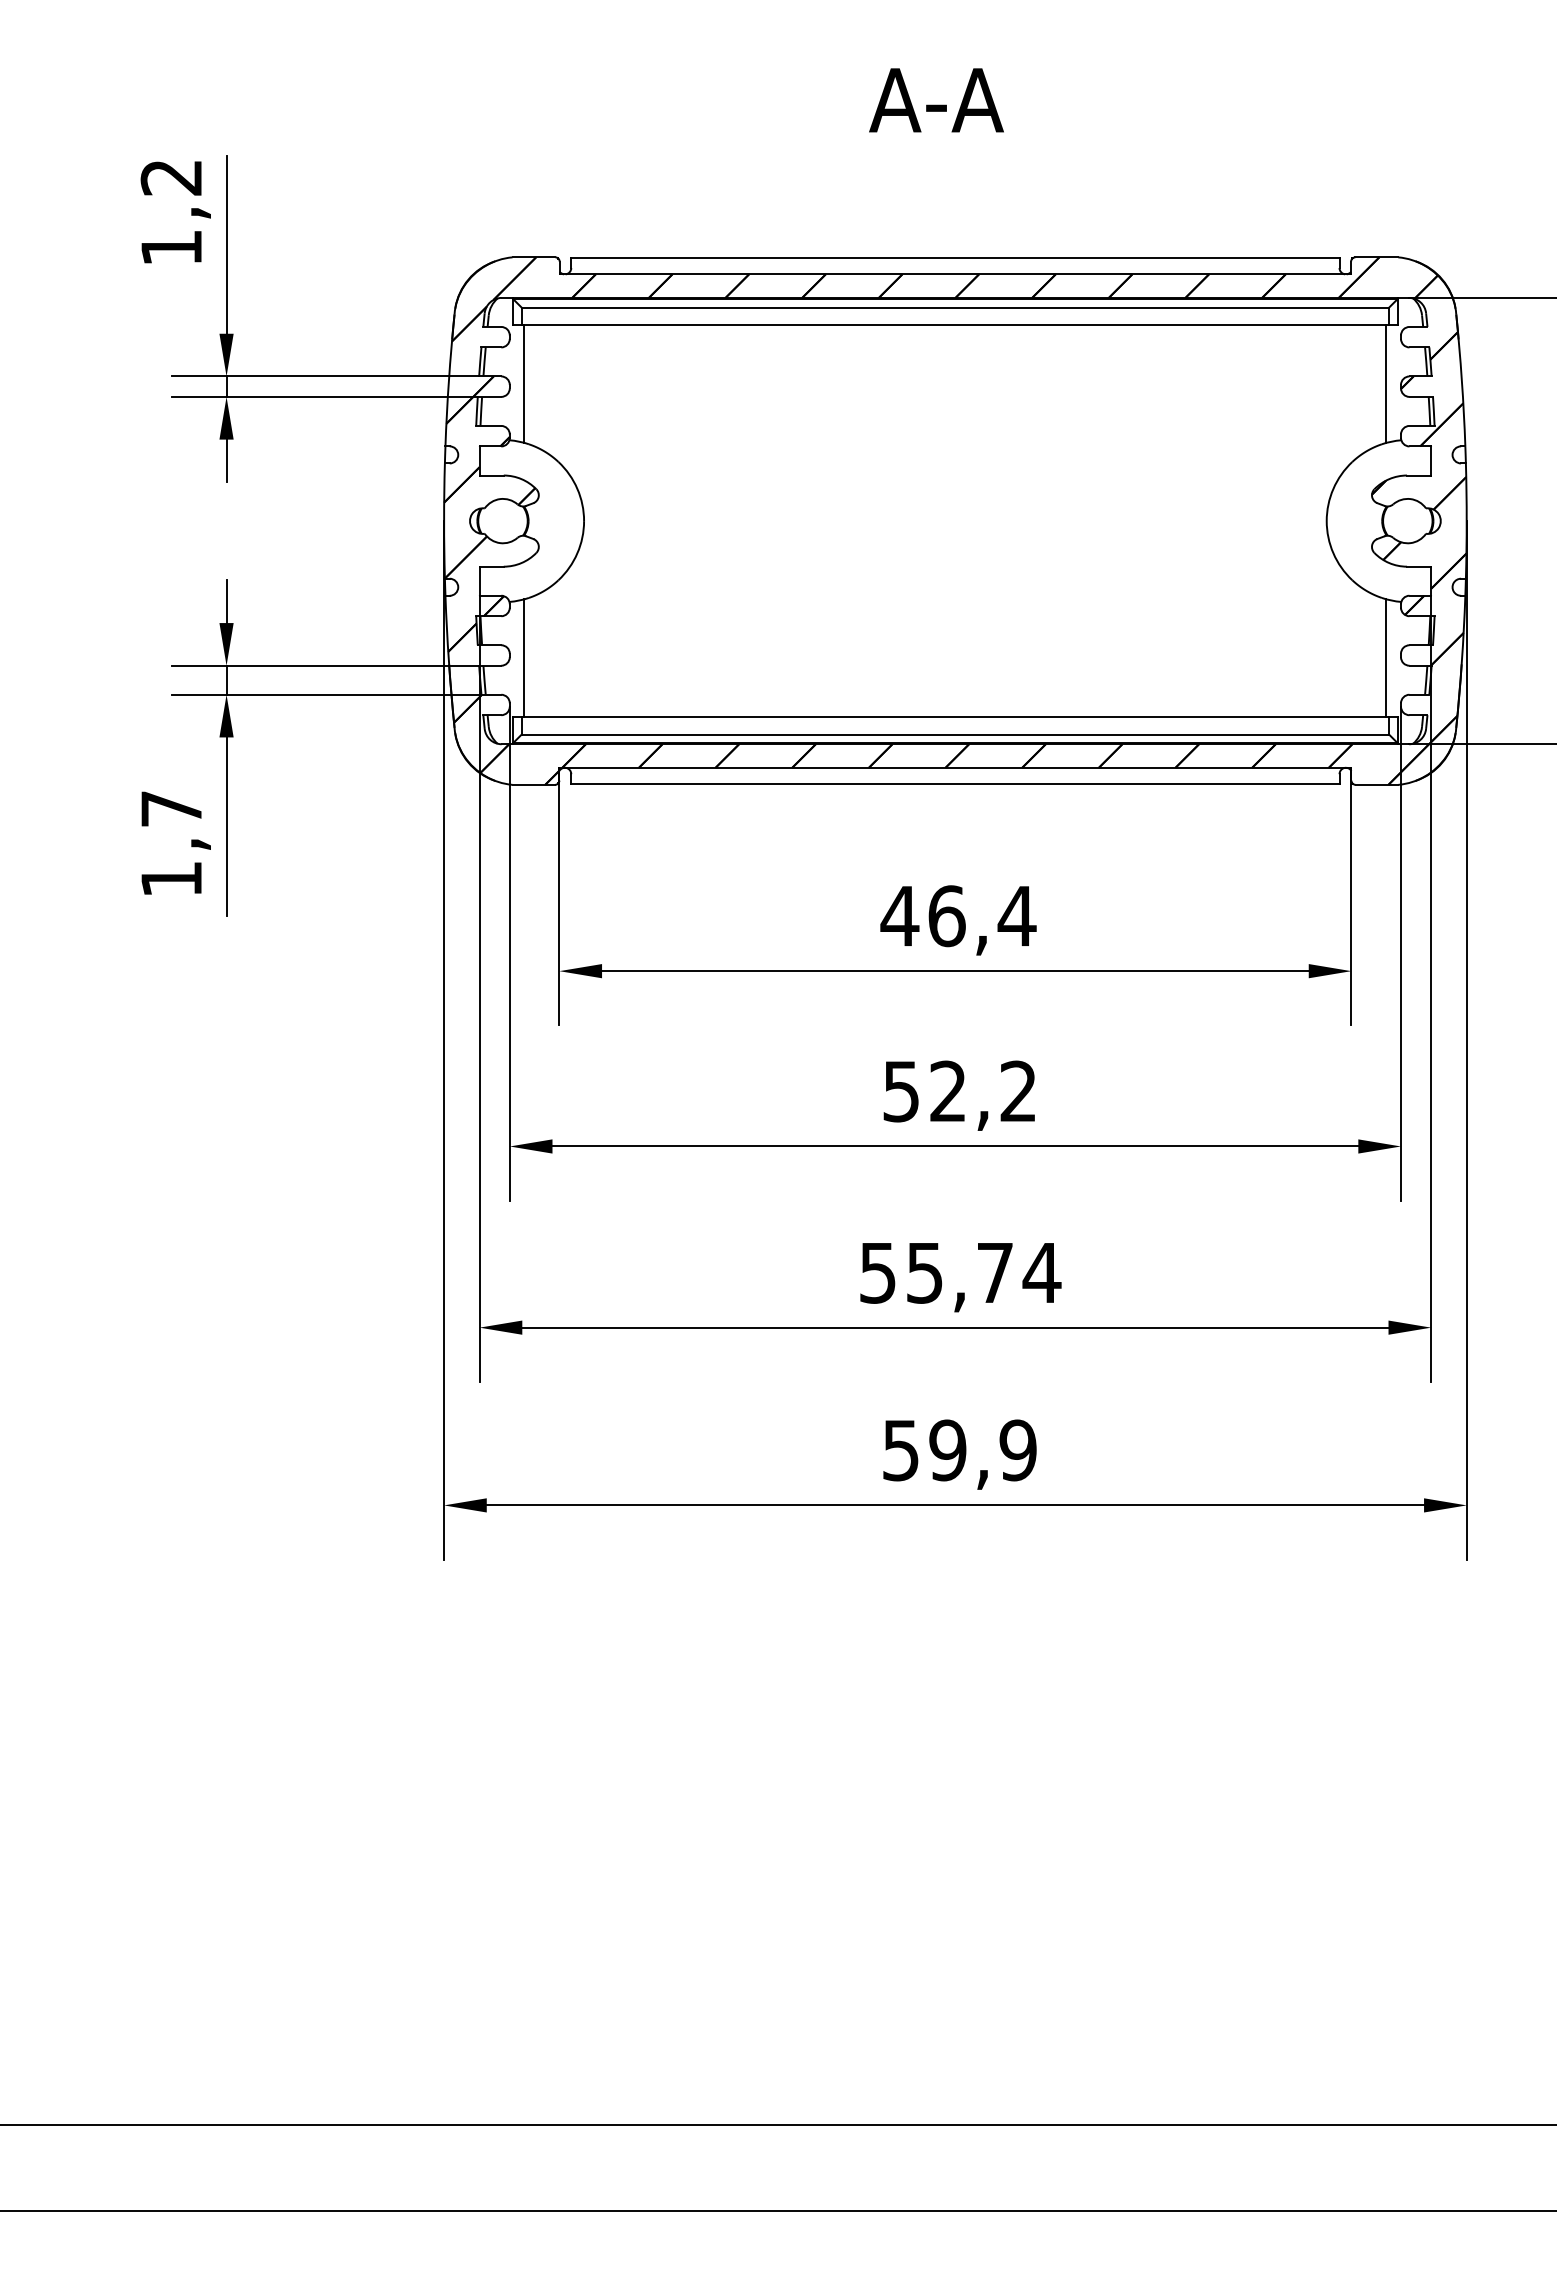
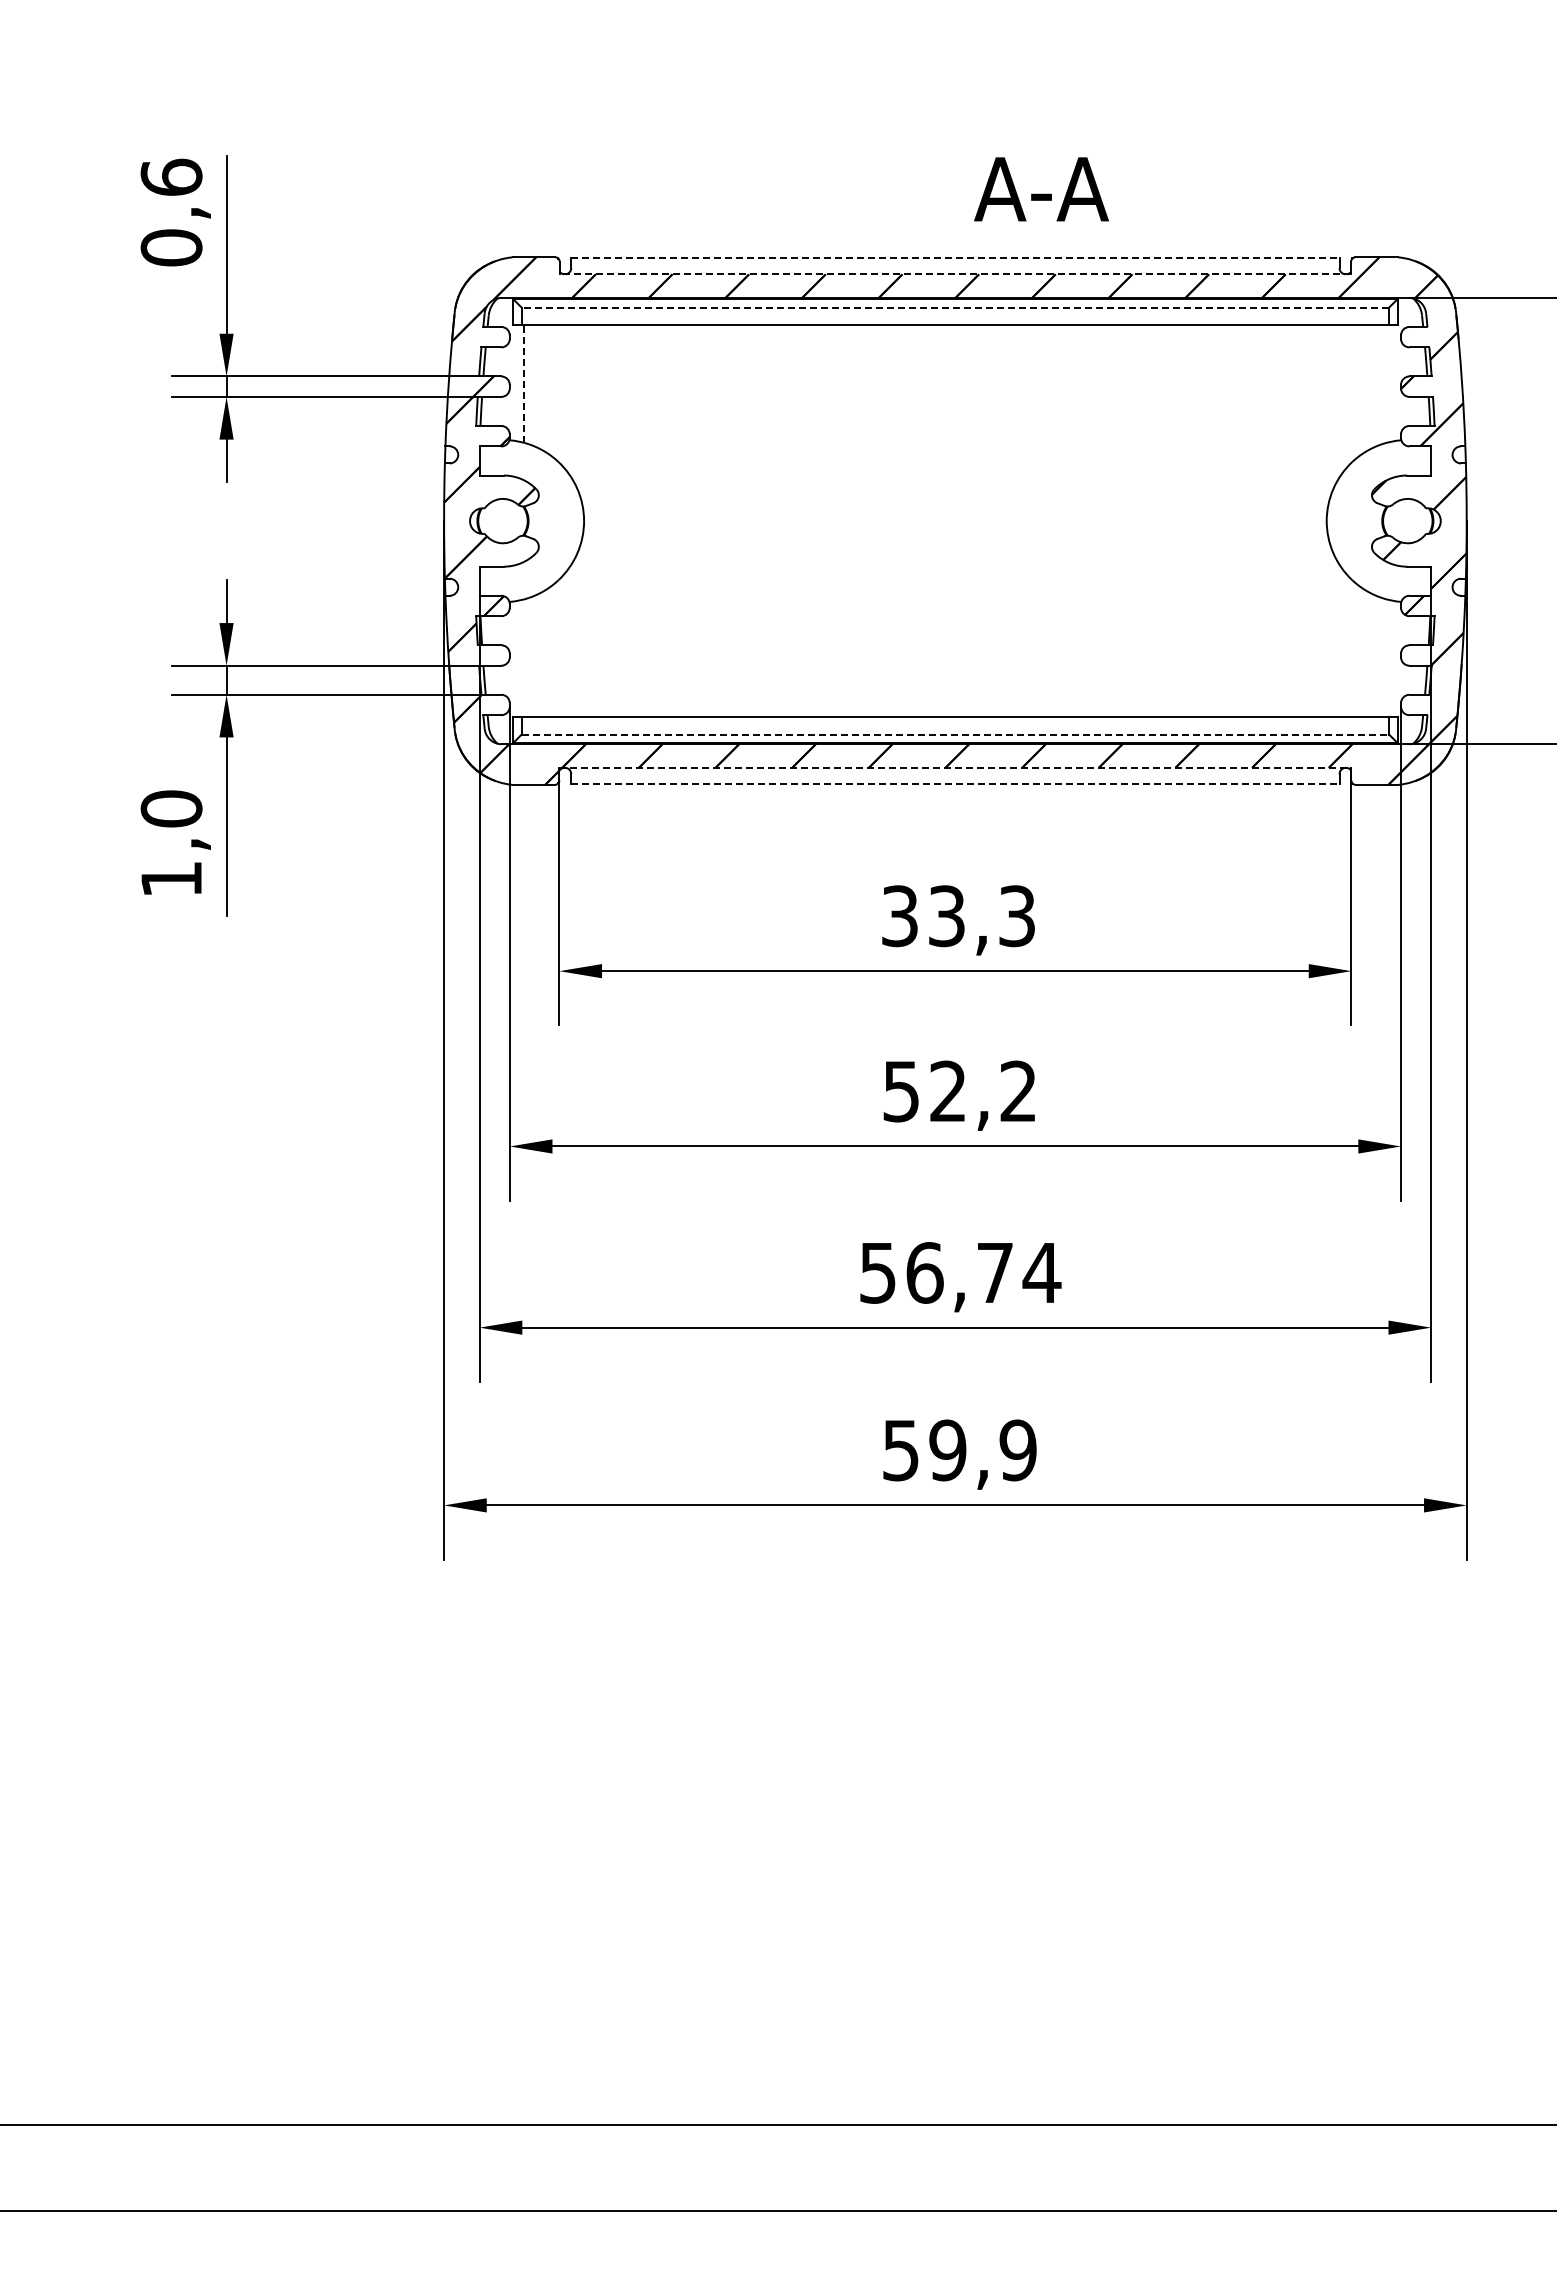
text position: (936, 100) -> (1041, 189) (1041, 189)
text: 1,2 -> 0,6 (171, 212)
line: solid -> dashed (955, 258)
line: solid -> dashed (955, 274)
line: solid -> dashed (955, 307)
line: solid -> dashed (524, 383)
line: present -> none (1386, 383)
line: present -> none (524, 658)
line: present -> none (1386, 658)
line: solid -> dashed (955, 734)
line: solid -> dashed (955, 767)
line: solid -> dashed (955, 784)
text: 1,7 -> 1,0 (171, 808)
text: 46,4 -> 33,3 (958, 916)
text: 55,74 -> 56,74 (924, 1272)
